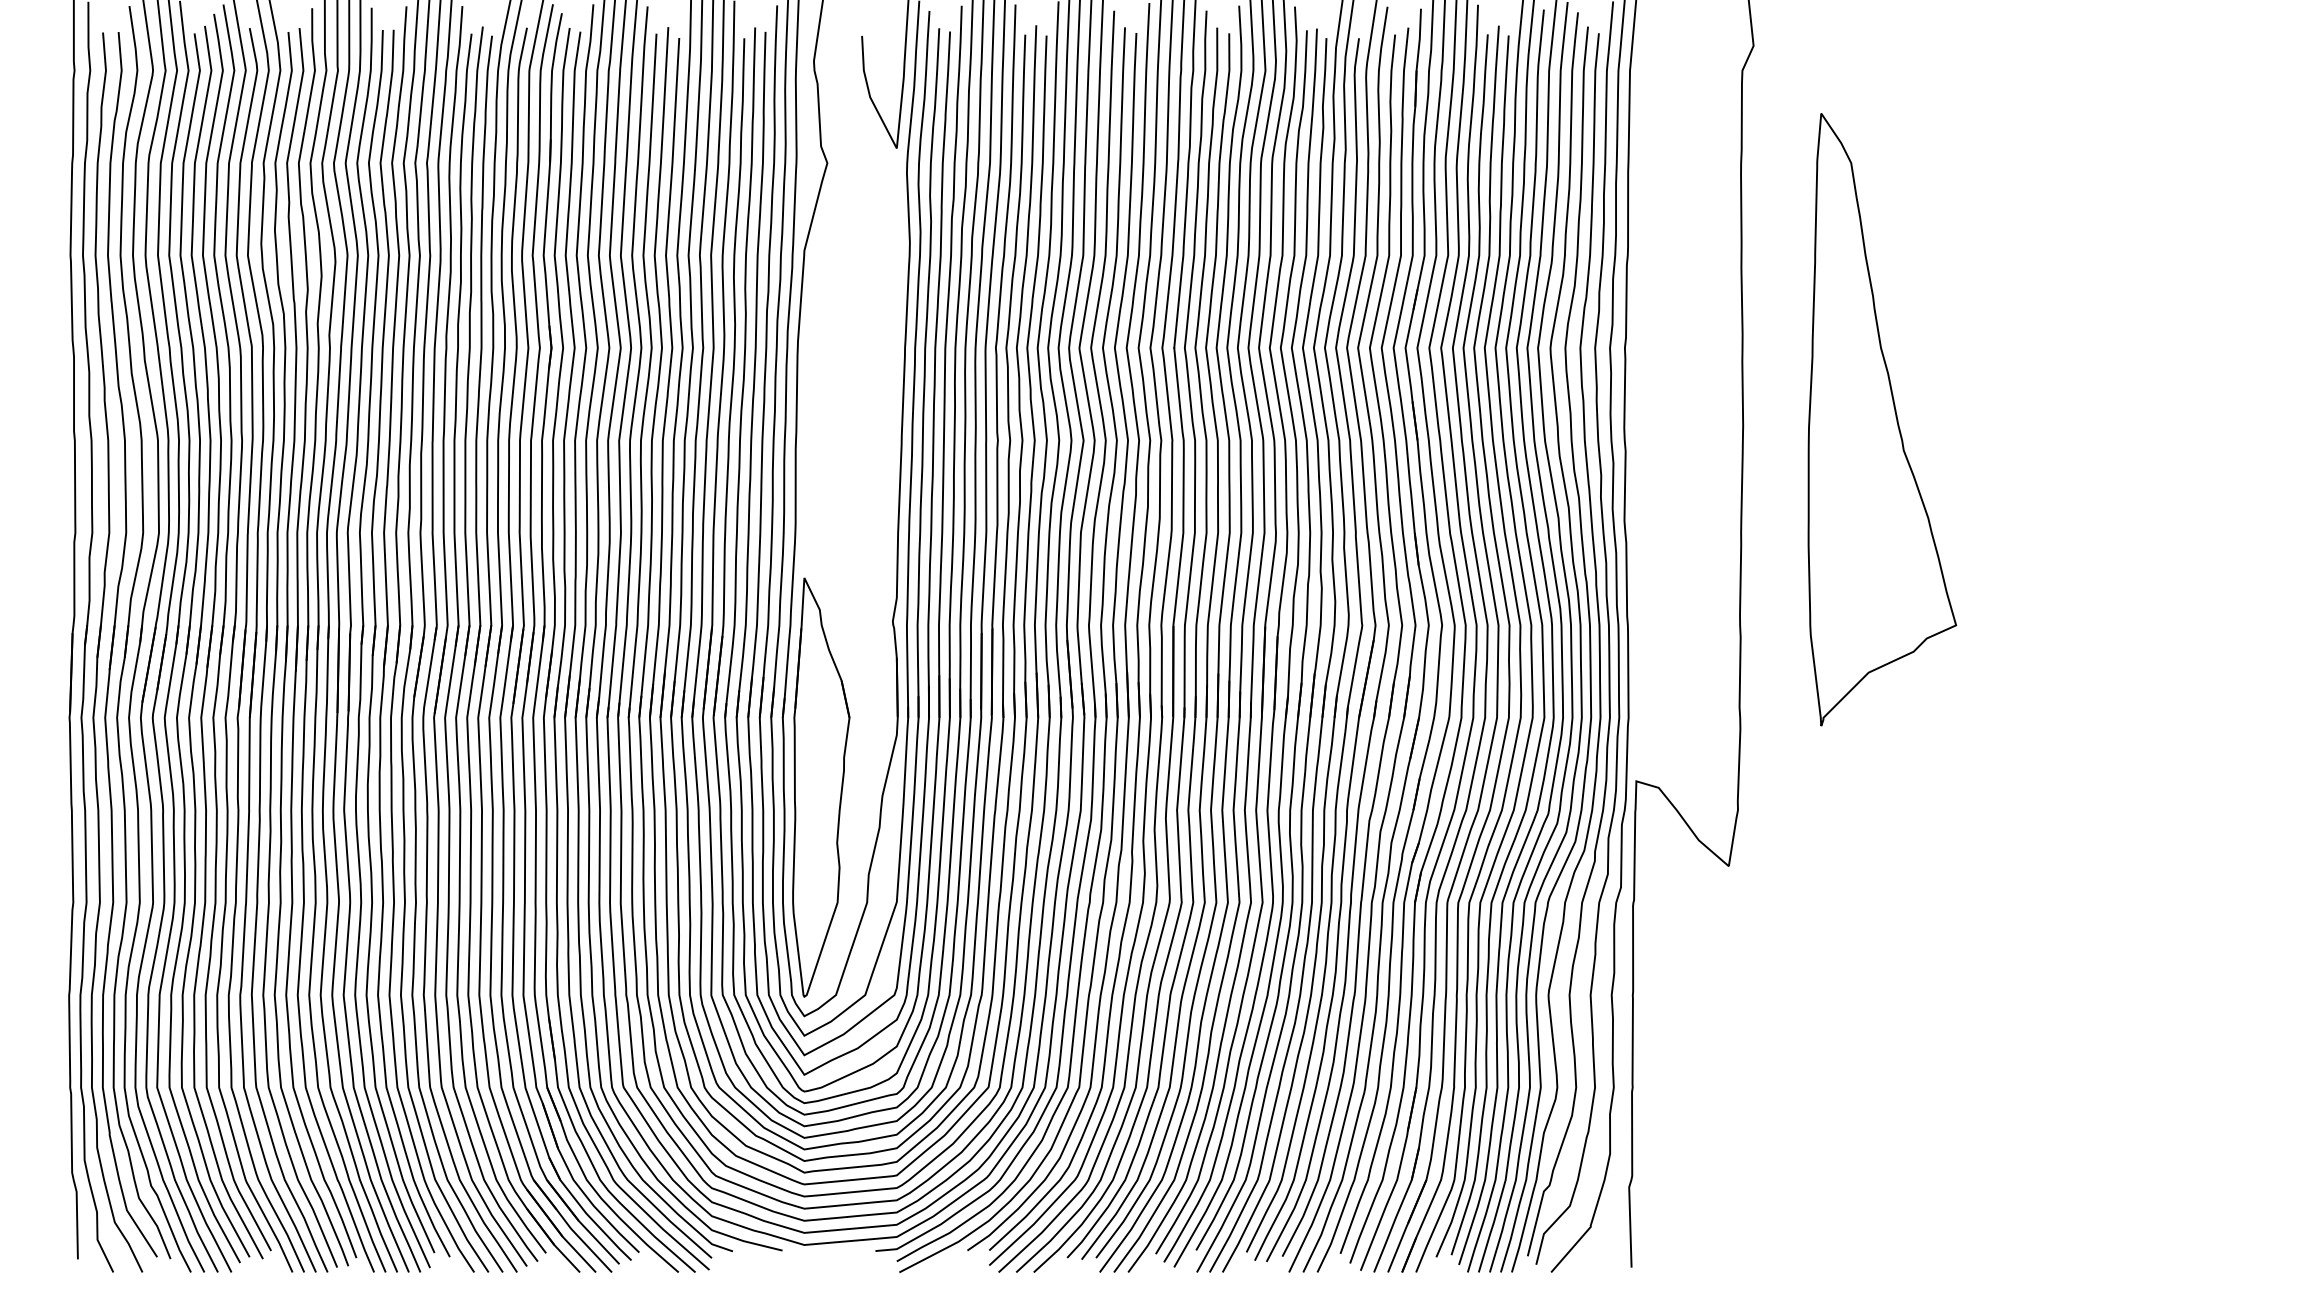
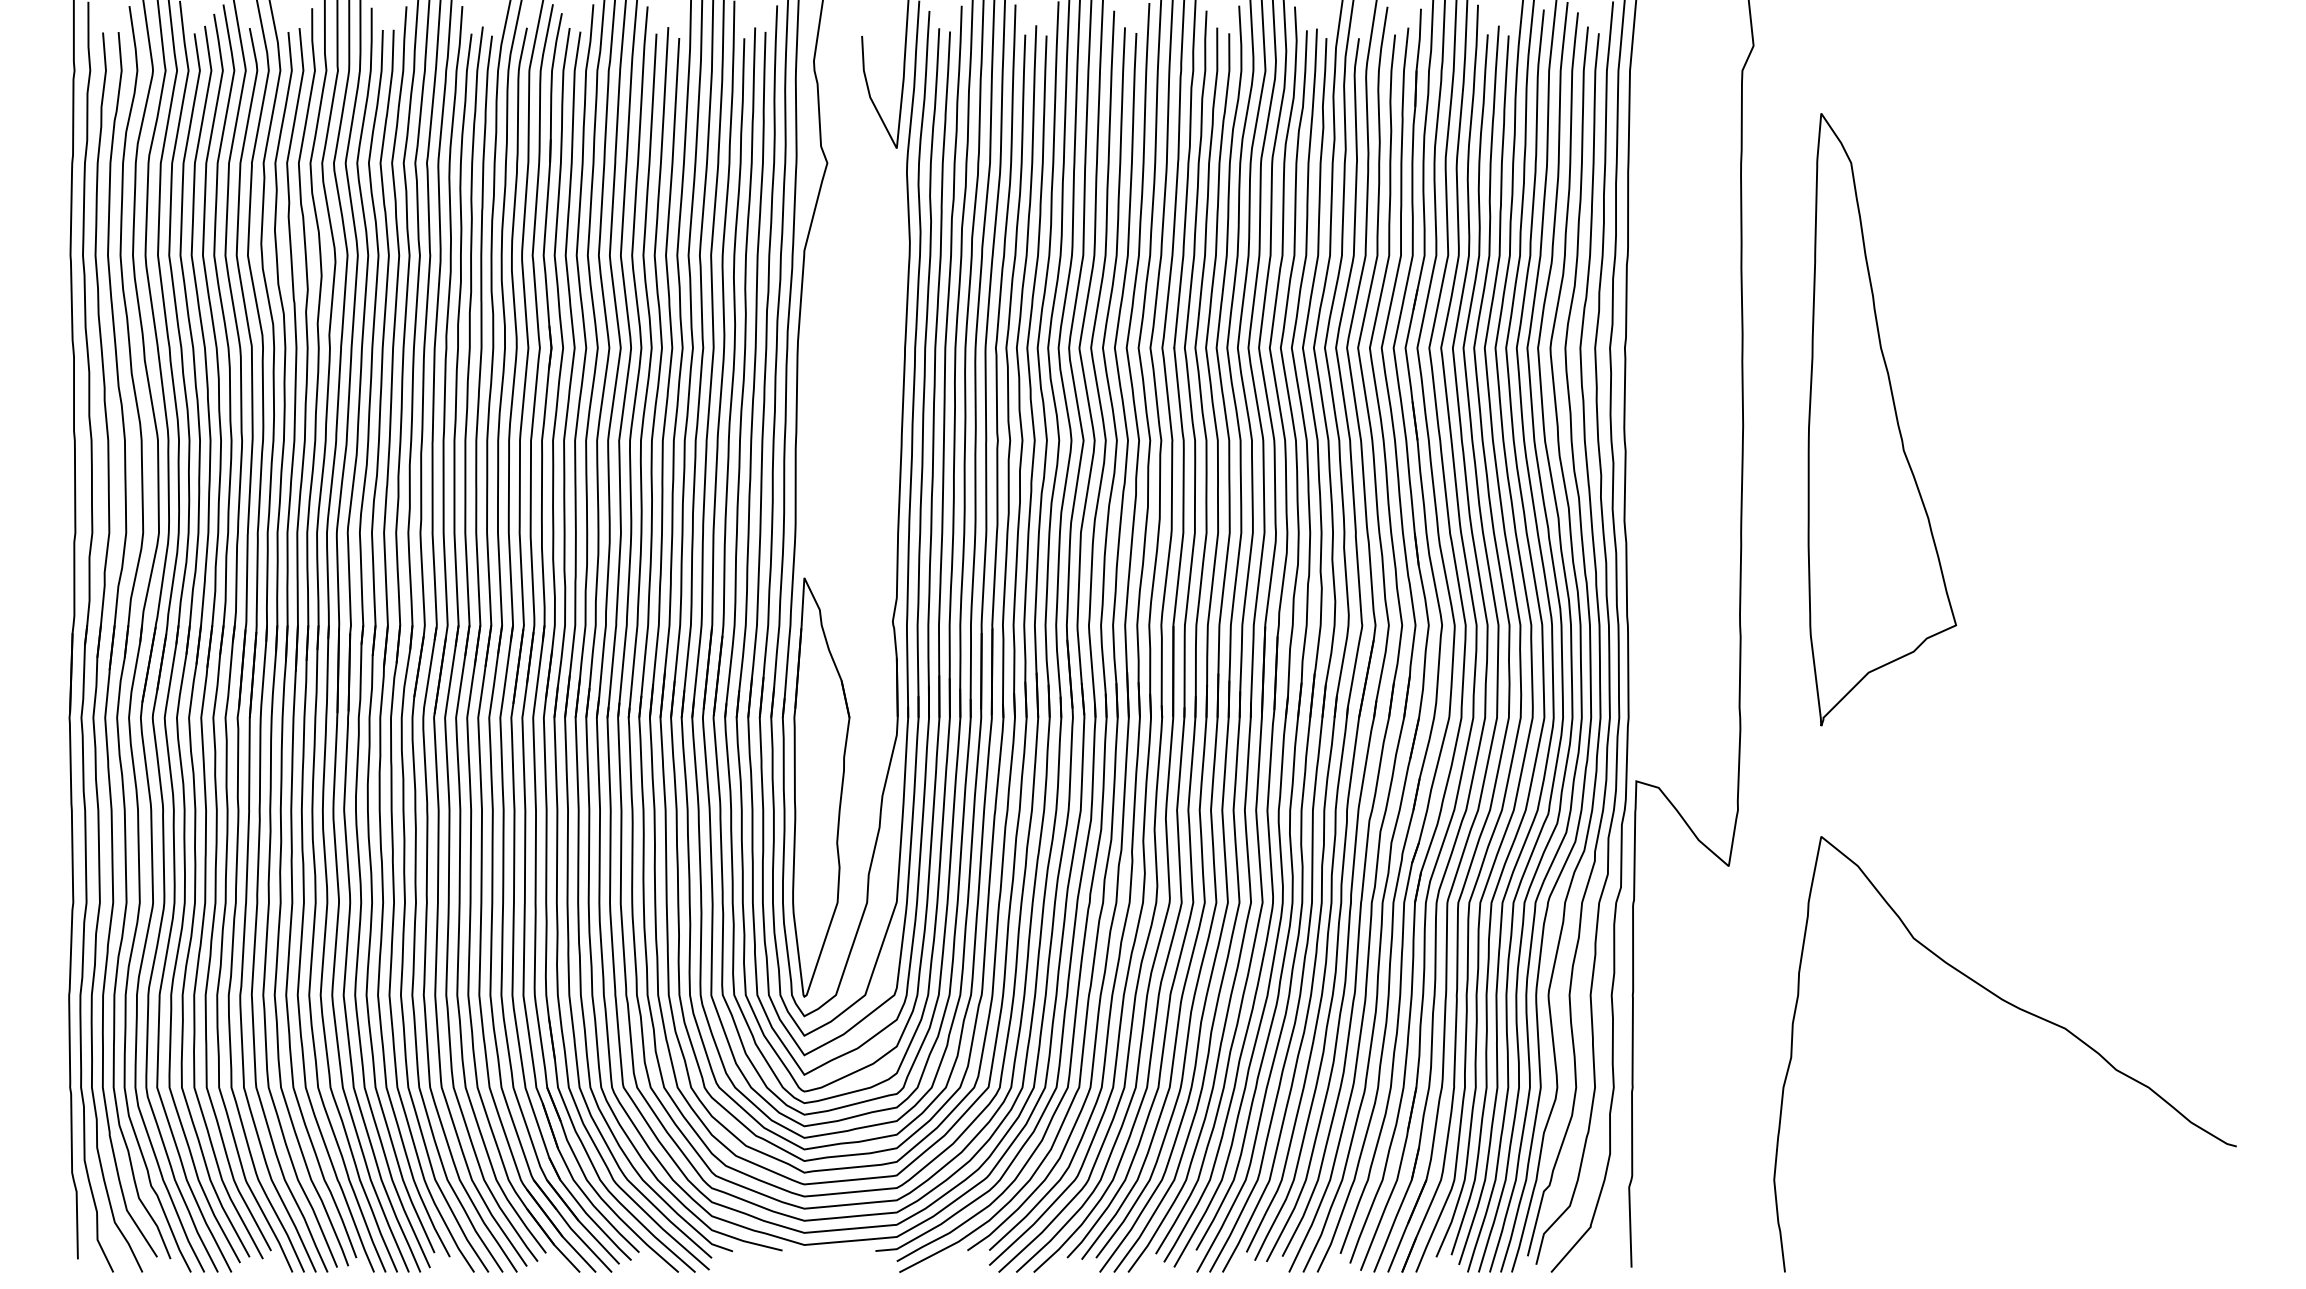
curve: none -> present (2020, 1010)
